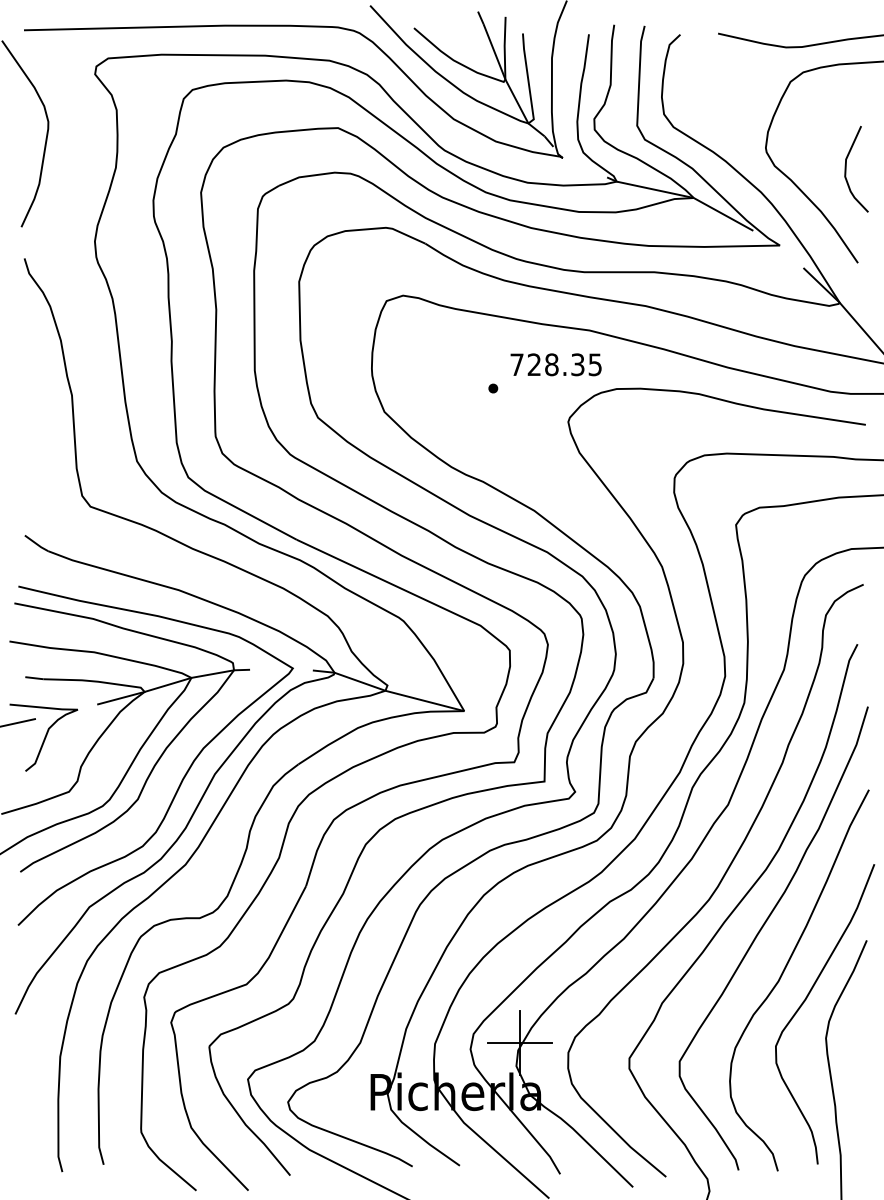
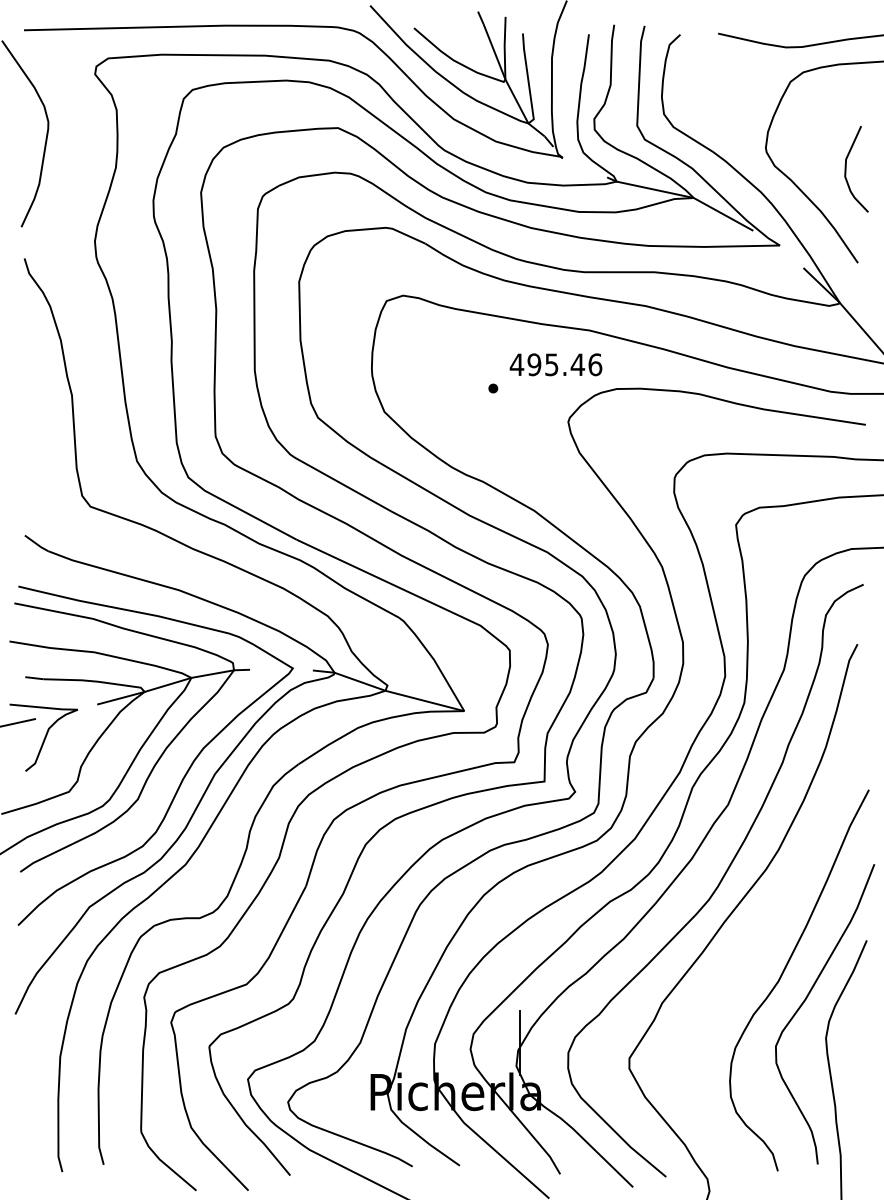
text: 728.35 -> 495.46 (555, 364)
curve: present -> none (761, 930)
line: present -> none (519, 1042)
